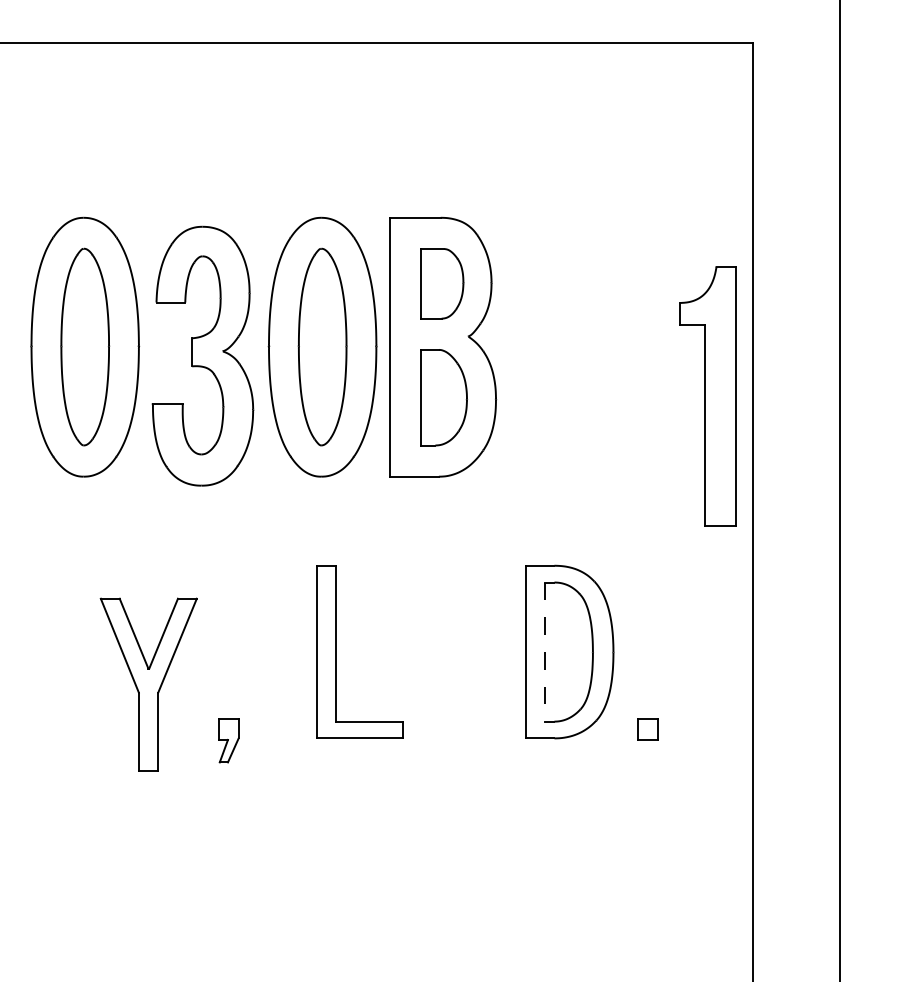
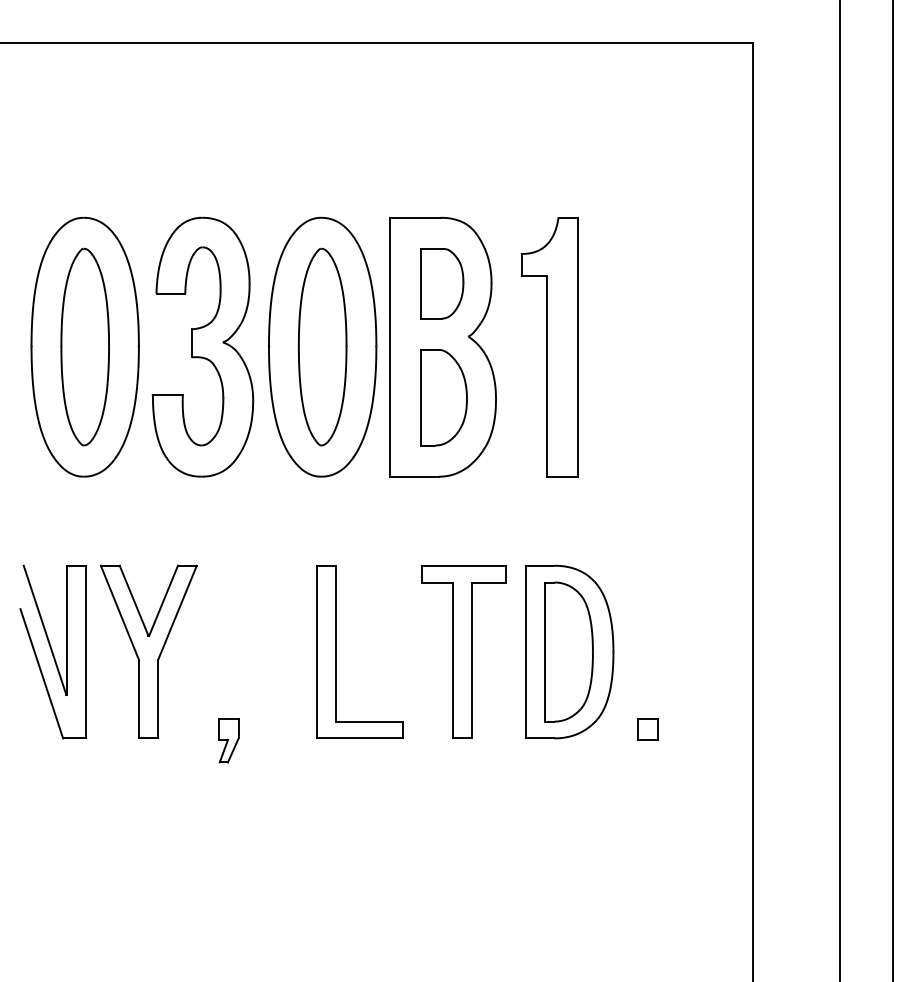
part position: (202, 355) -> (202, 346) (202, 346)
part position: (707, 396) -> (549, 347) (549, 347)
line: none -> present (892, 490)
part: none -> present (52, 651)
part: none -> present (463, 651)
line: dashed -> solid (545, 652)
part position: (148, 684) -> (148, 651) (148, 651)
